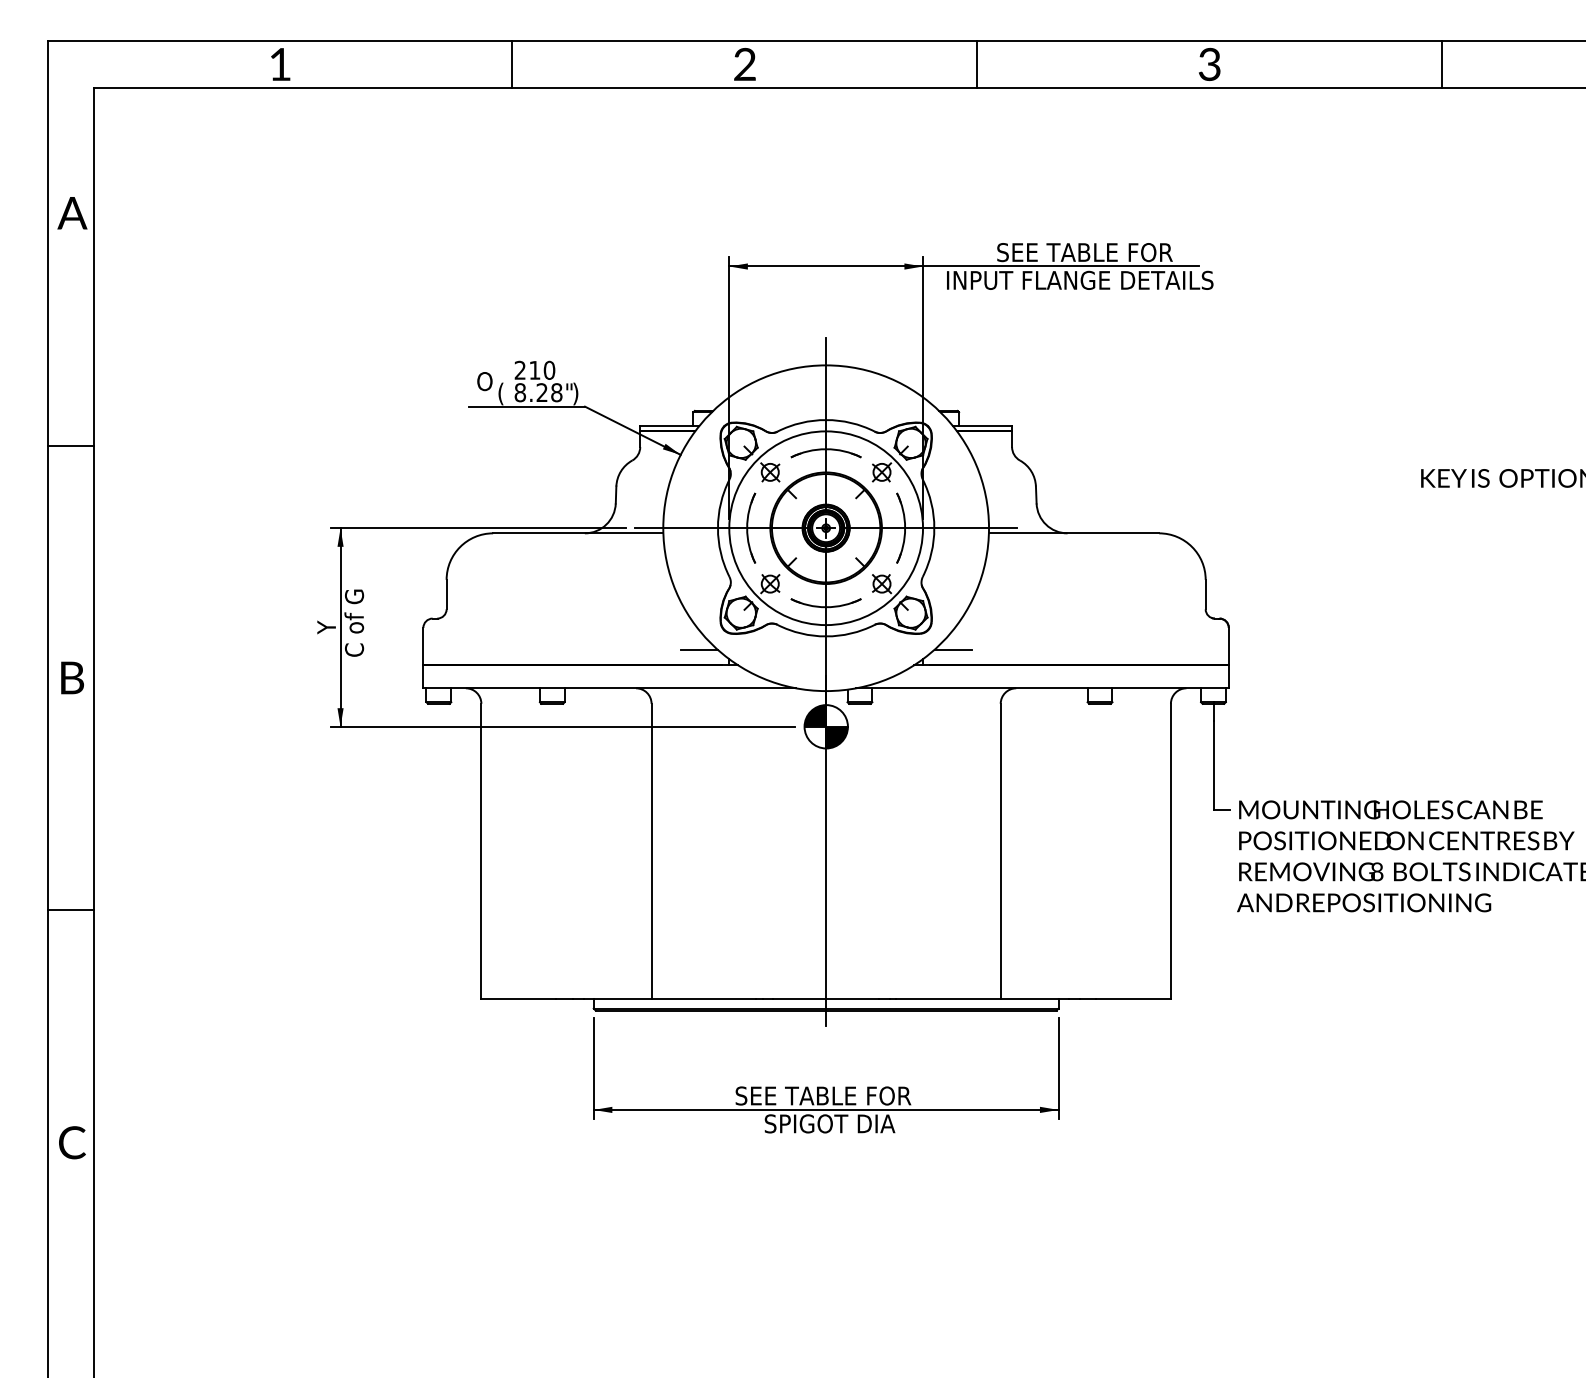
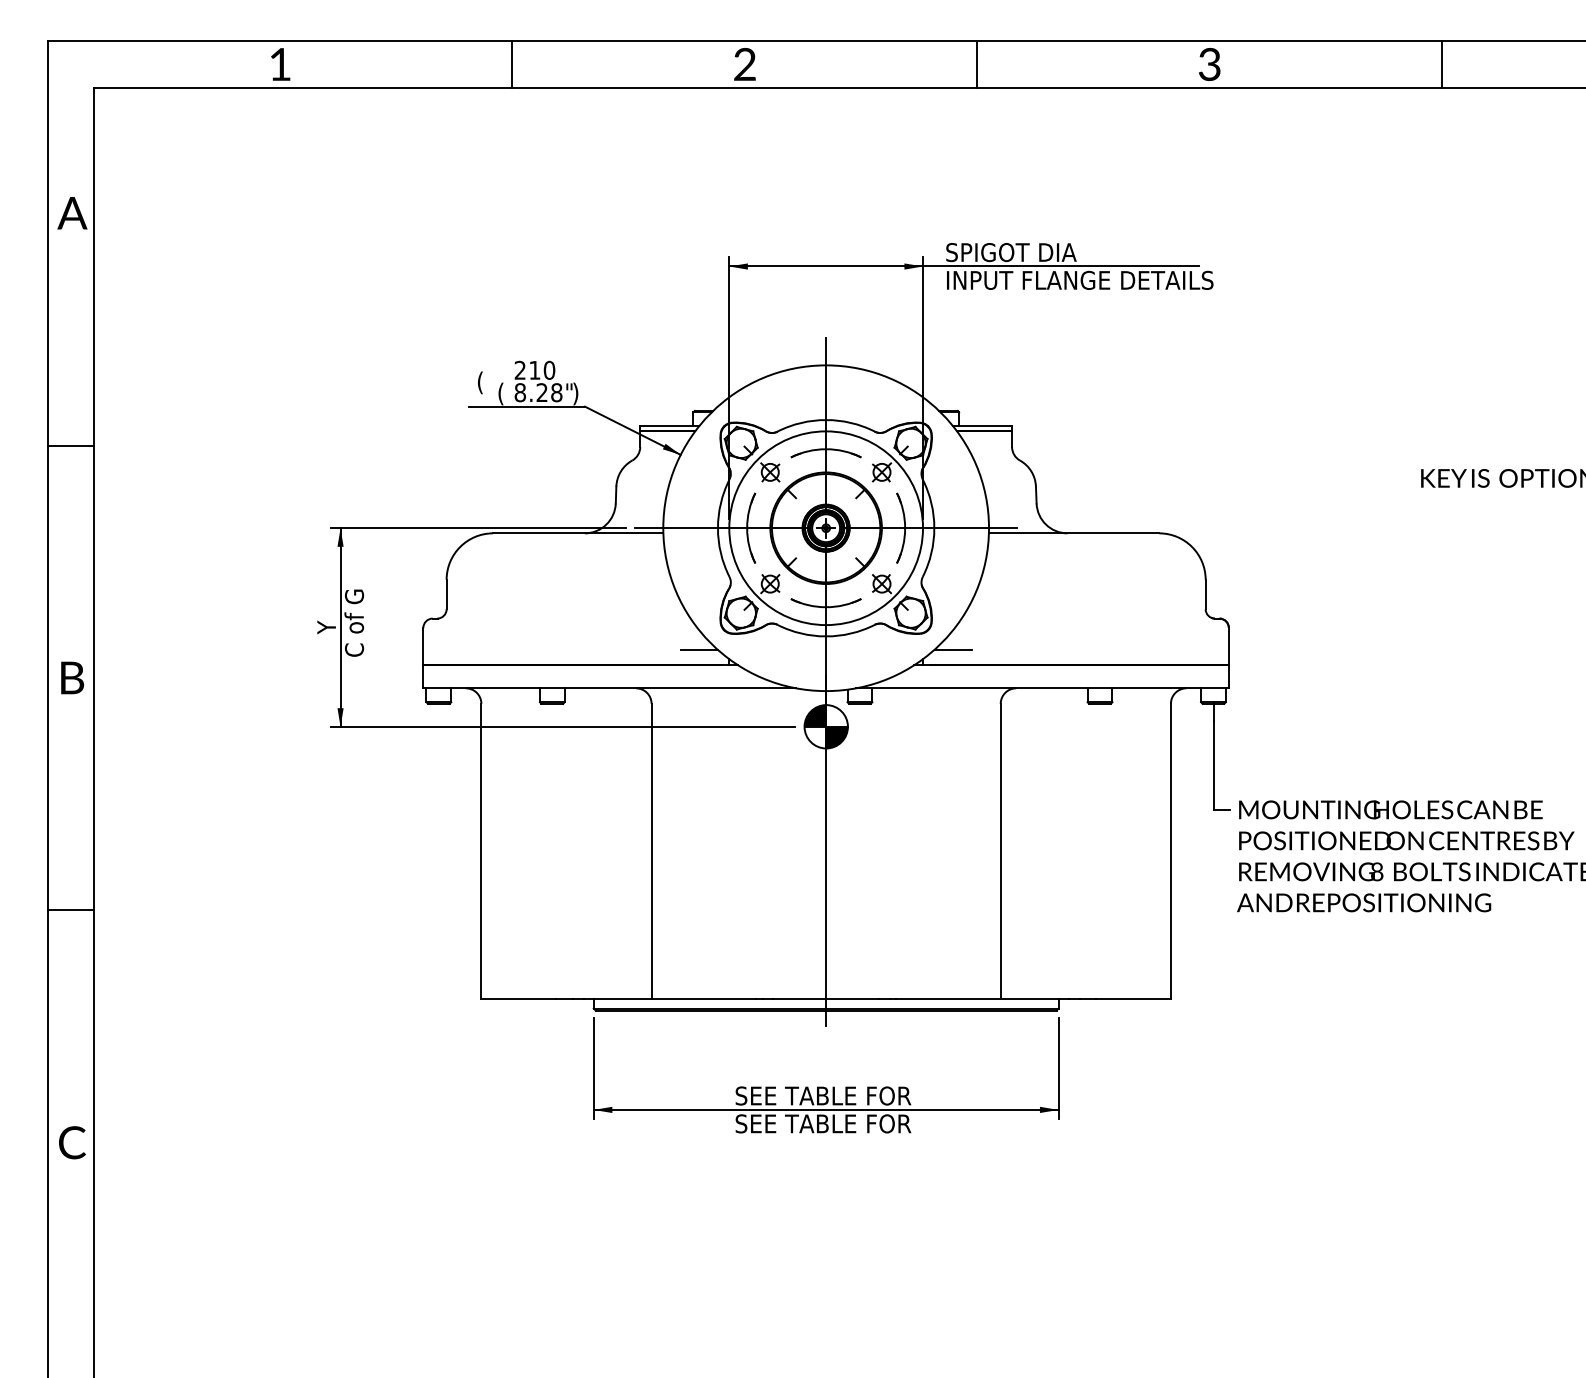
text: SEE TABLE FOR -> SPIGOT DIA (1059, 252)
text: O -> ( (484, 382)
text: SPIGOT DIA -> SEE TABLE FOR (823, 1123)
